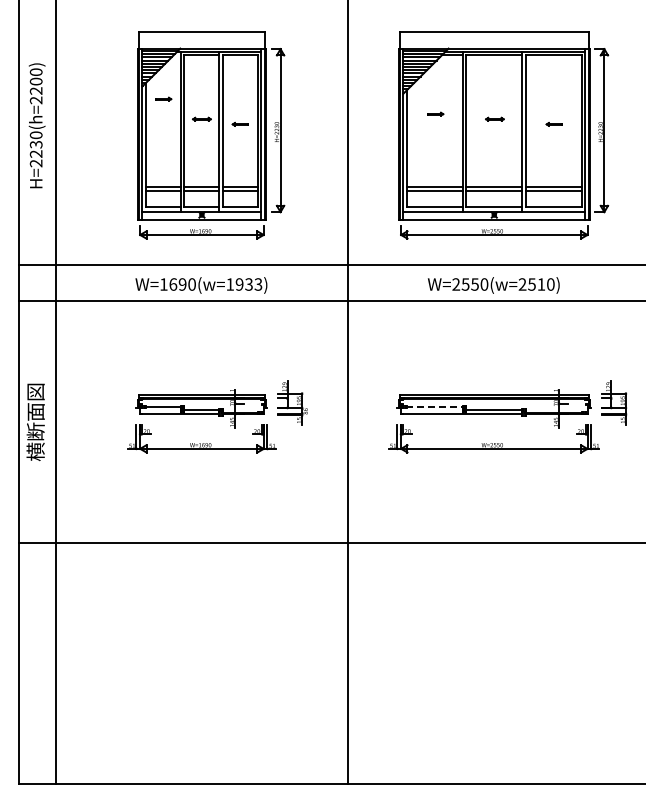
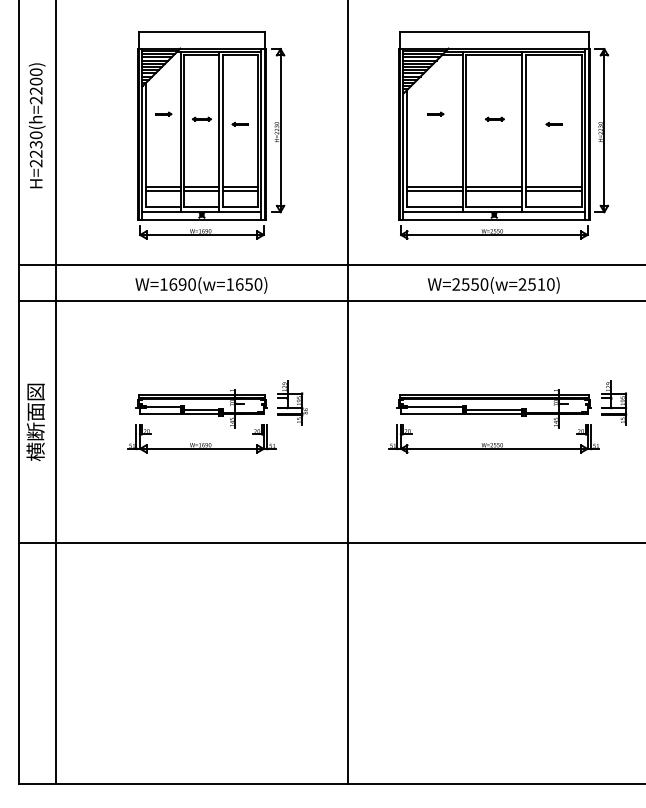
part position: (163, 98) -> (163, 113) (163, 113)
text: W=1690(w=1933) -> W=1690(w=1650) (248, 284)
line: dashed -> solid (434, 406)
